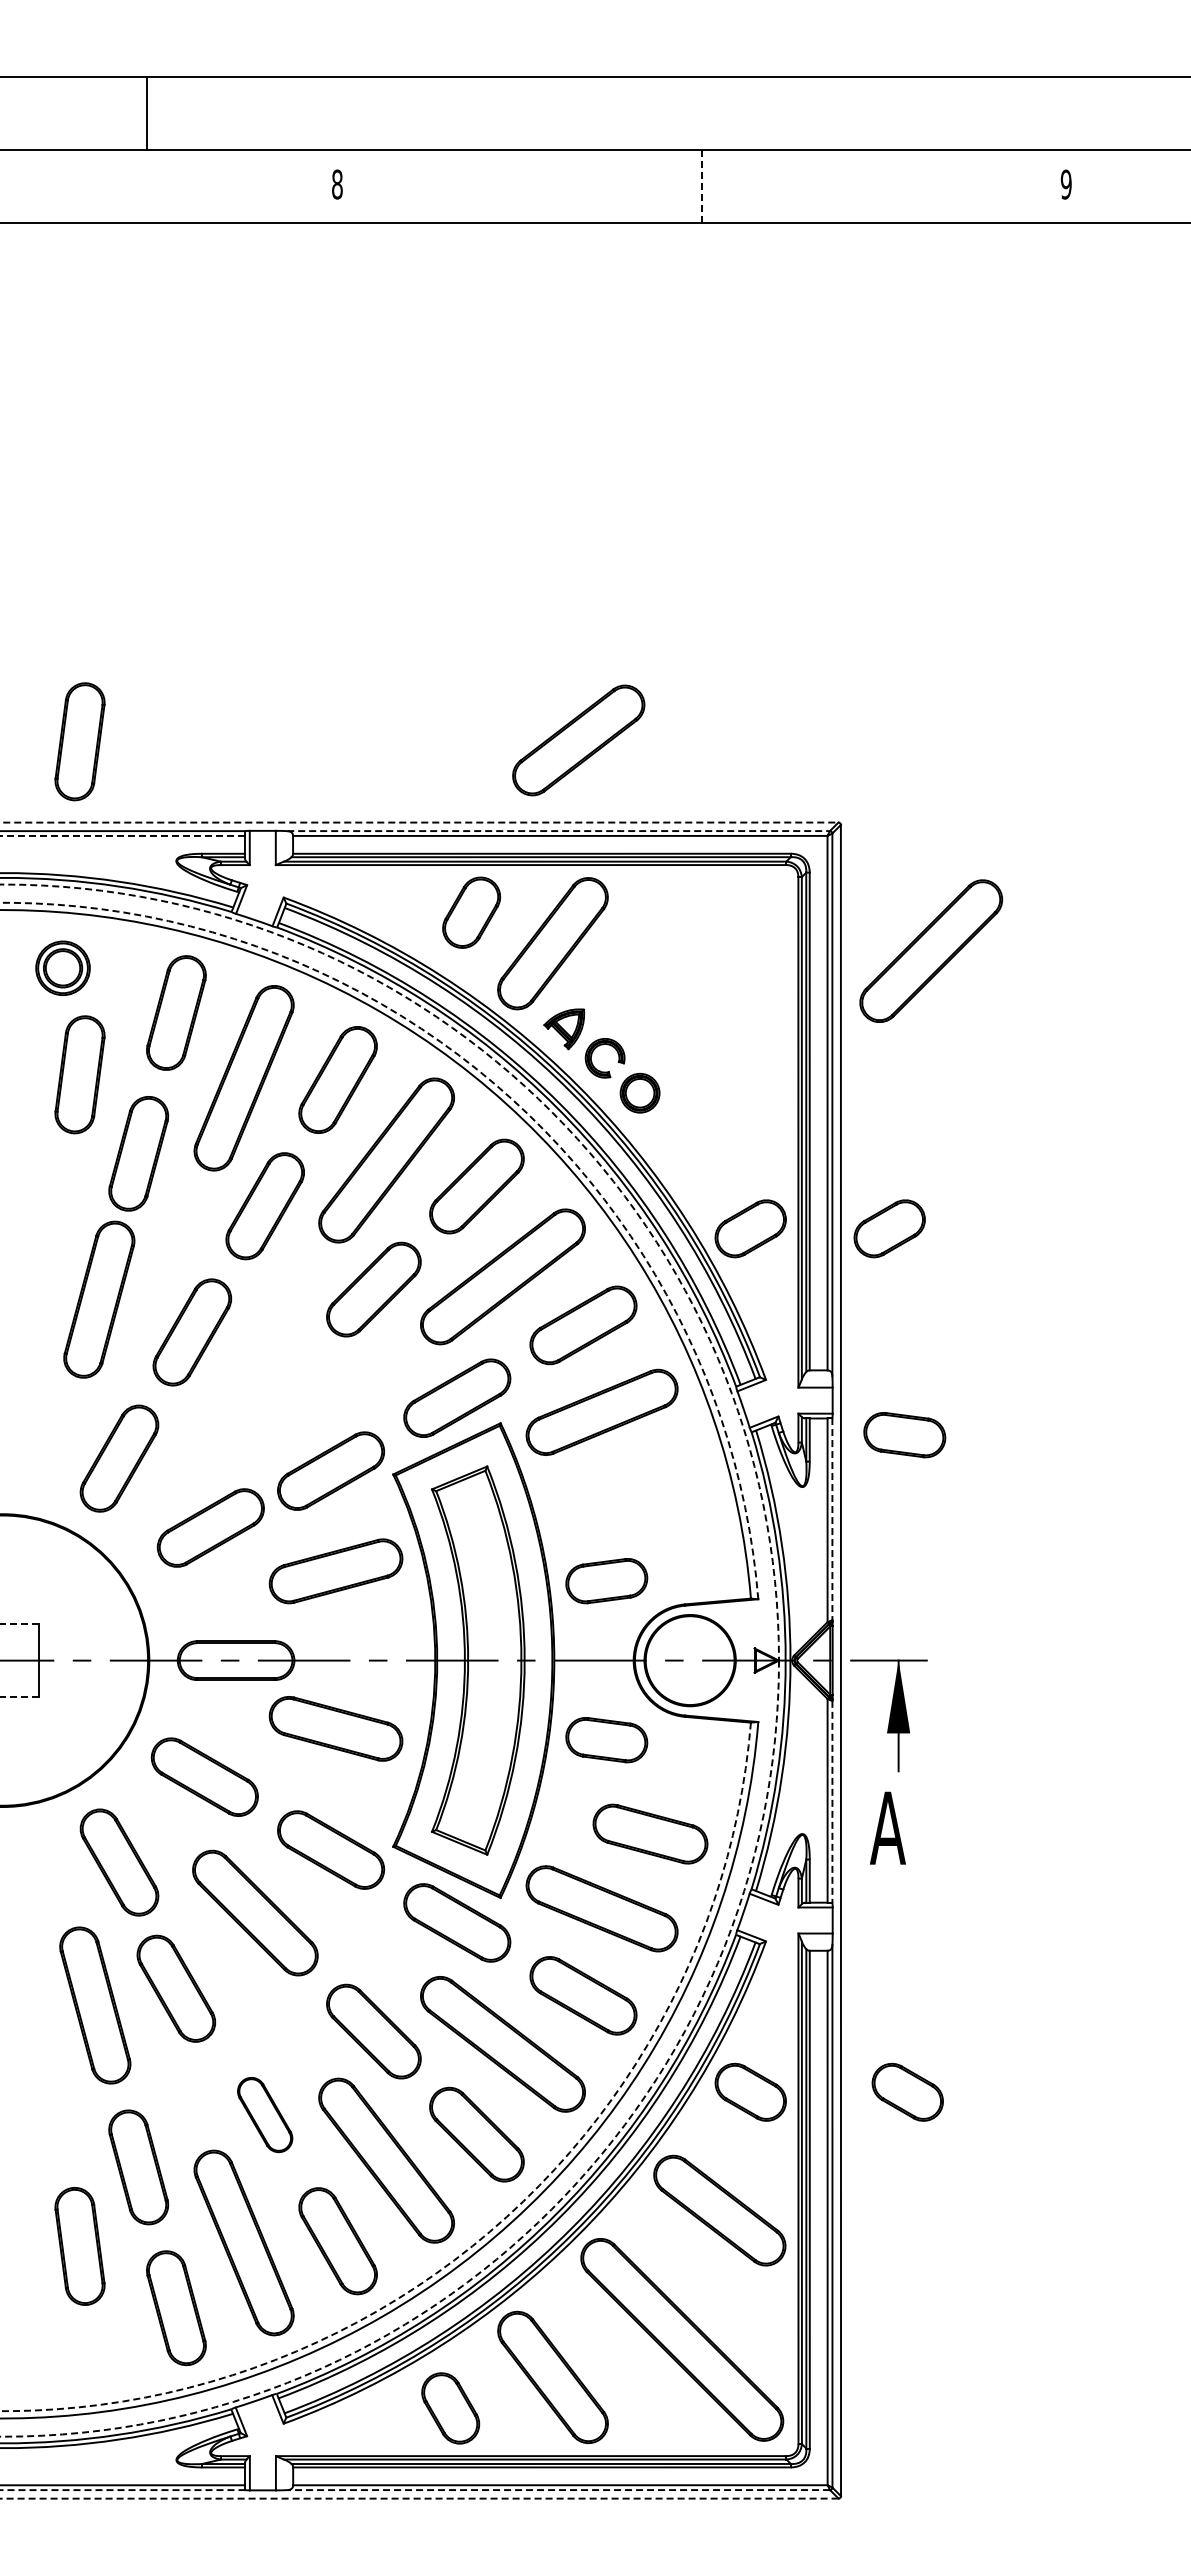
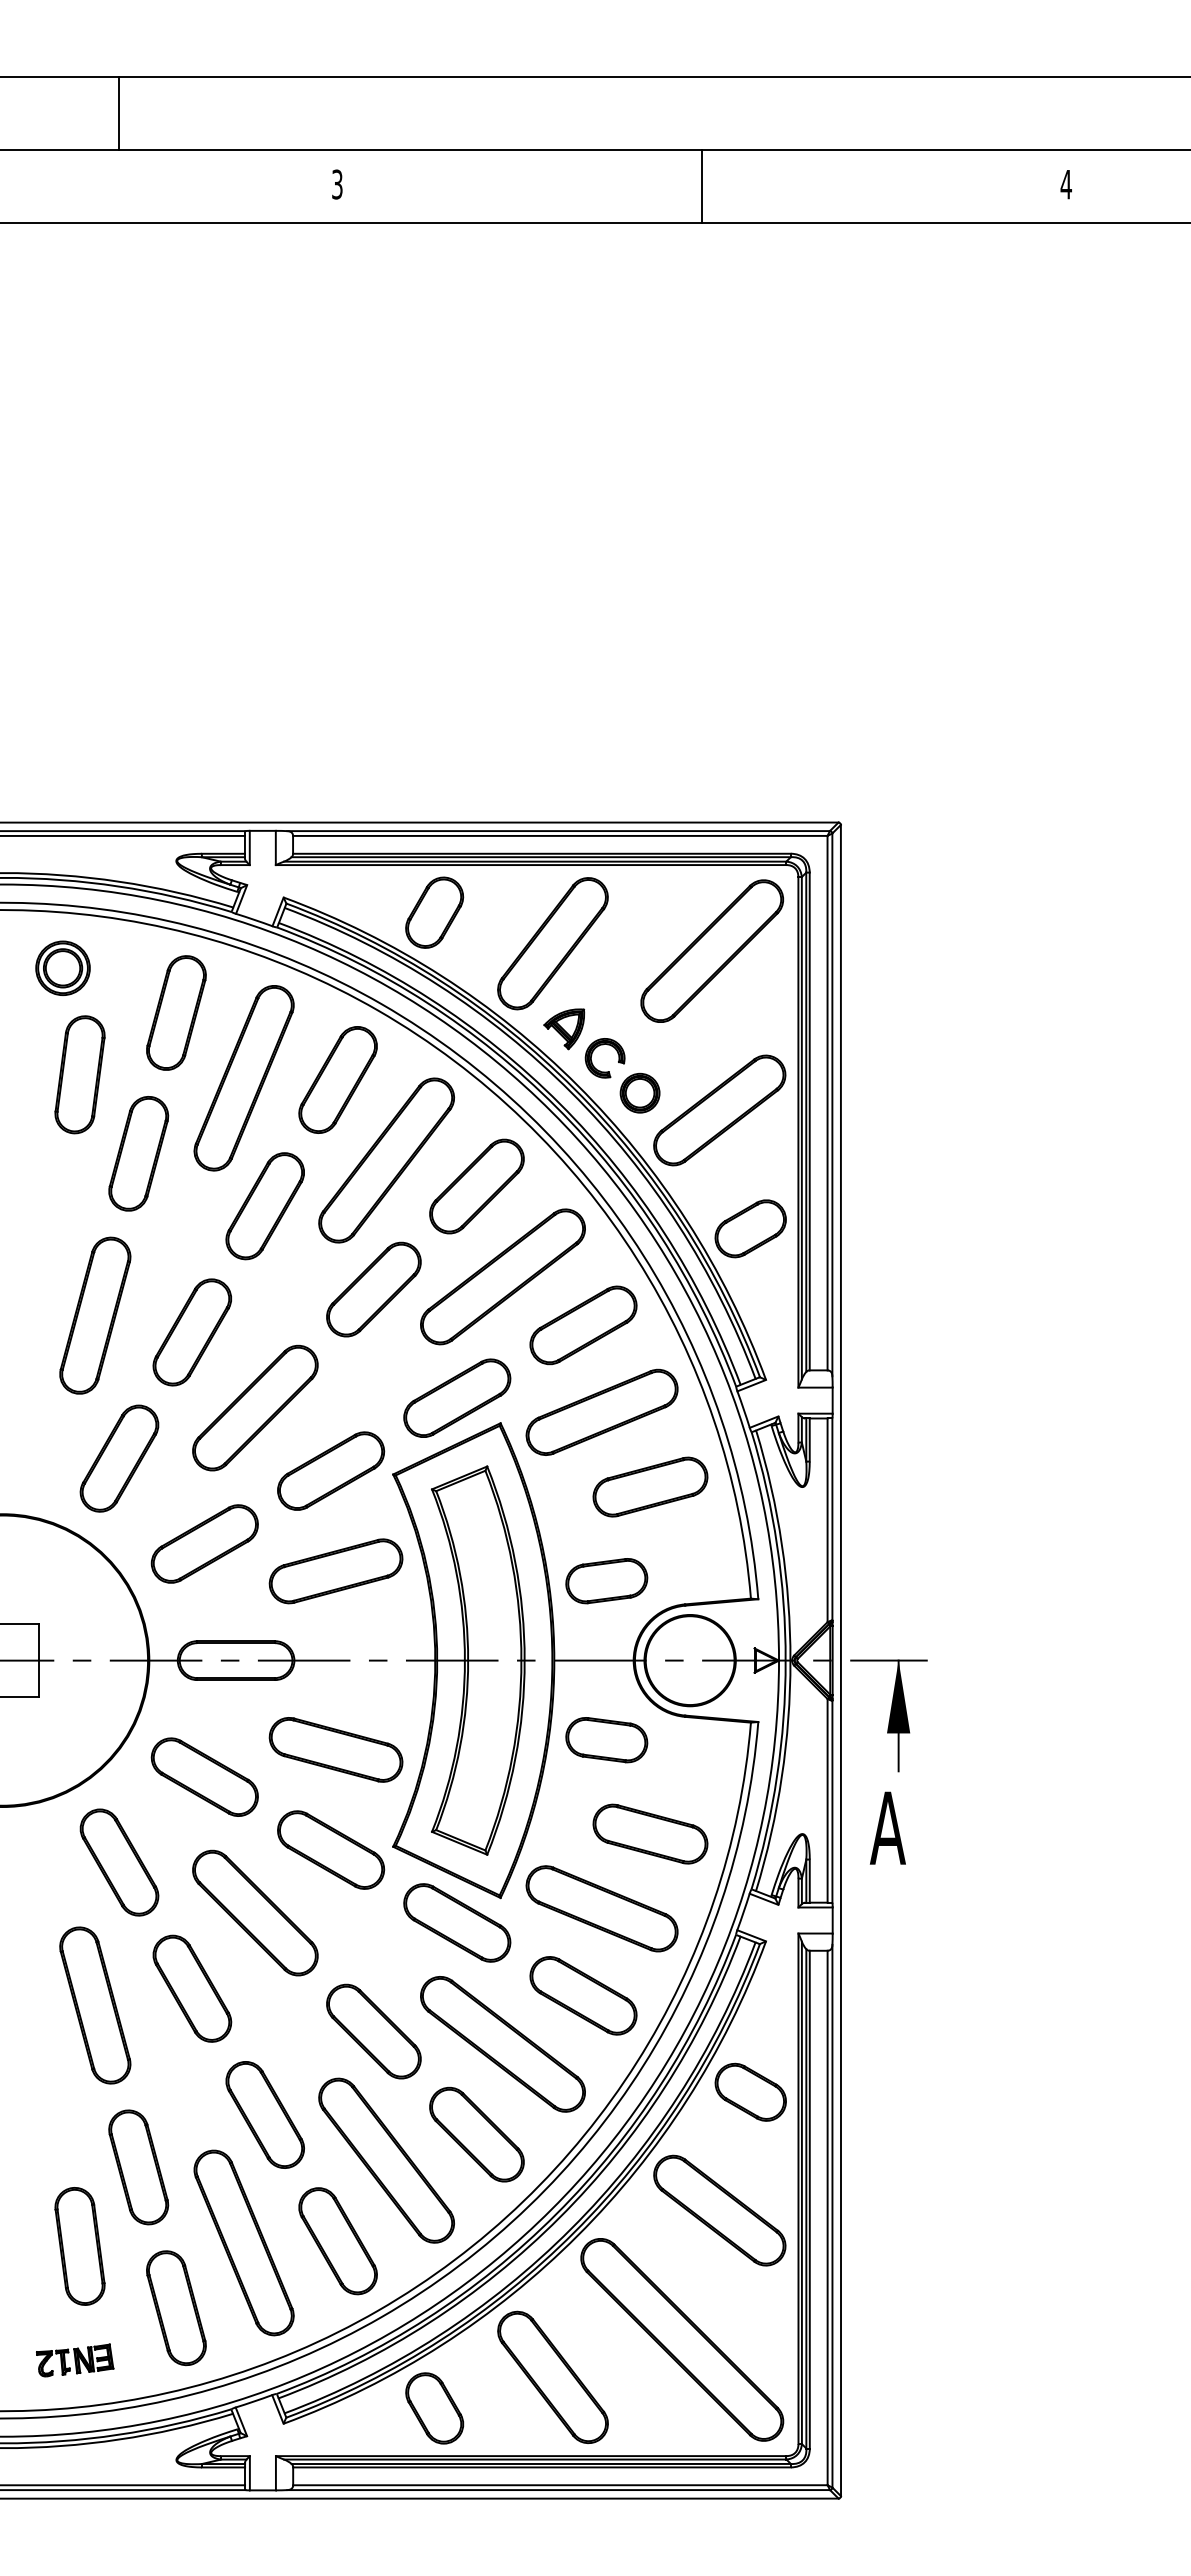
line position: (146, 113) -> (118, 113) (118, 113)
text: 8 -> 3 (337, 184)
text: 9 -> 4 (1065, 184)
line: dashed -> solid (701, 187)
part position: (578, 740) -> (719, 1110) (719, 1110)
part: present -> none (79, 741)
line: dashed -> solid (419, 822)
line: dashed -> solid (559, 831)
line: dashed -> solid (122, 835)
part position: (471, 912) -> (434, 912) (434, 912)
part position: (931, 950) -> (712, 950) (712, 950)
arc: dashed -> solid (514, 1101)
part: present -> none (889, 1228)
part position: (99, 1299) -> (95, 1315) (95, 1315)
part: none -> present (255, 1407)
part: present -> none (904, 1435)
part: none -> present (650, 1486)
line: dashed -> solid (832, 1519)
part position: (210, 1527) -> (204, 1543) (204, 1543)
line: dashed -> solid (19, 1624)
circle: dashed -> solid (389, 1660)
line: dashed -> solid (20, 1697)
part position: (335, 1728) -> (335, 1749) (335, 1749)
line: dashed -> solid (832, 1802)
part position: (176, 1988) -> (192, 1988) (192, 1988)
part: present -> none (907, 2091)
part size: 57x76 px -> 80x108 px (264, 2114)
arc: dashed -> solid (510, 2213)
part: none -> present (75, 2360)
part position: (450, 2408) -> (434, 2408) (434, 2408)
line: dashed -> solid (122, 2490)
line: dashed -> solid (558, 2490)
line: dashed -> solid (419, 2498)
